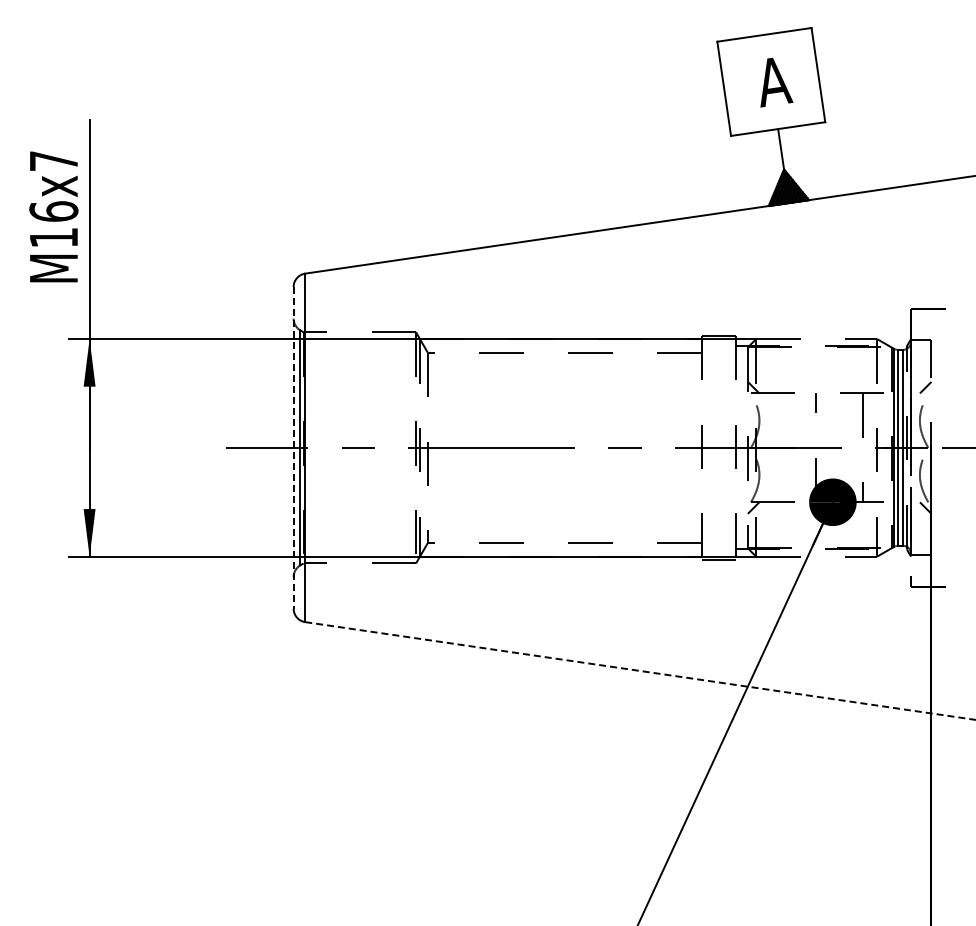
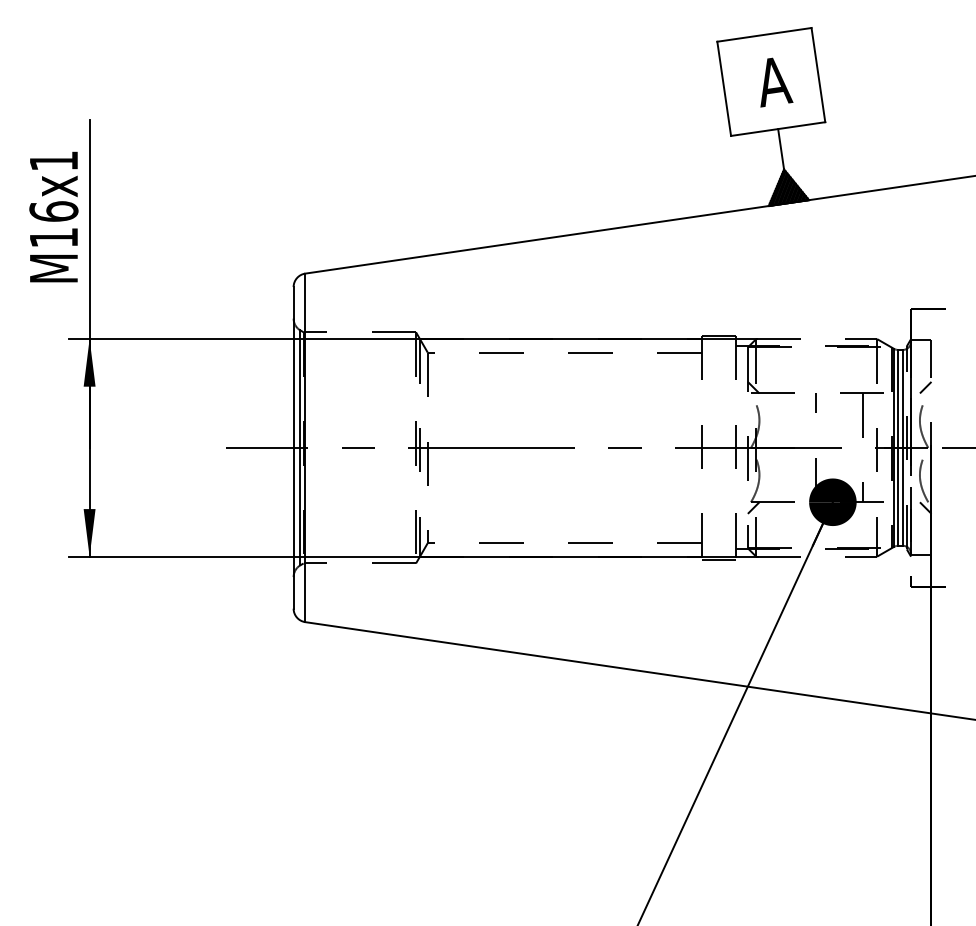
text: M16x7 -> M16x1 (53, 160)
line: dashed -> solid (293, 447)
line: dashed -> solid (640, 671)
